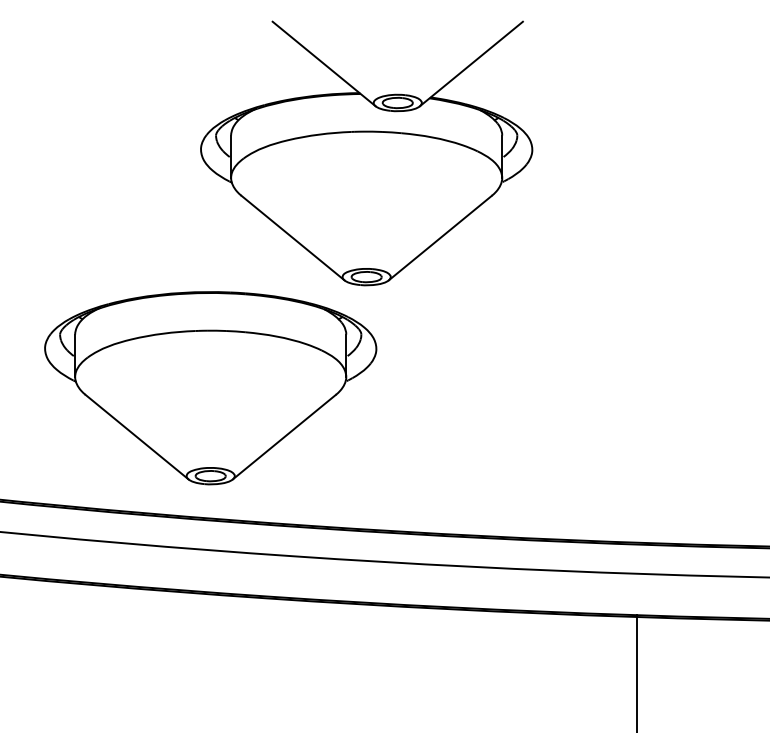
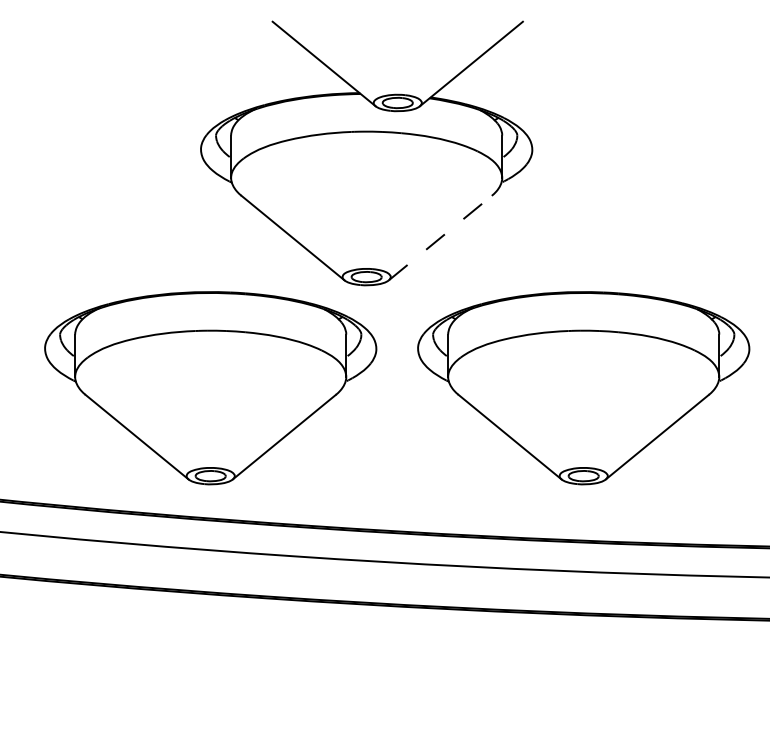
line: solid -> dashed (440, 238)
part: none -> present (583, 388)
line: present -> none (636, 671)
